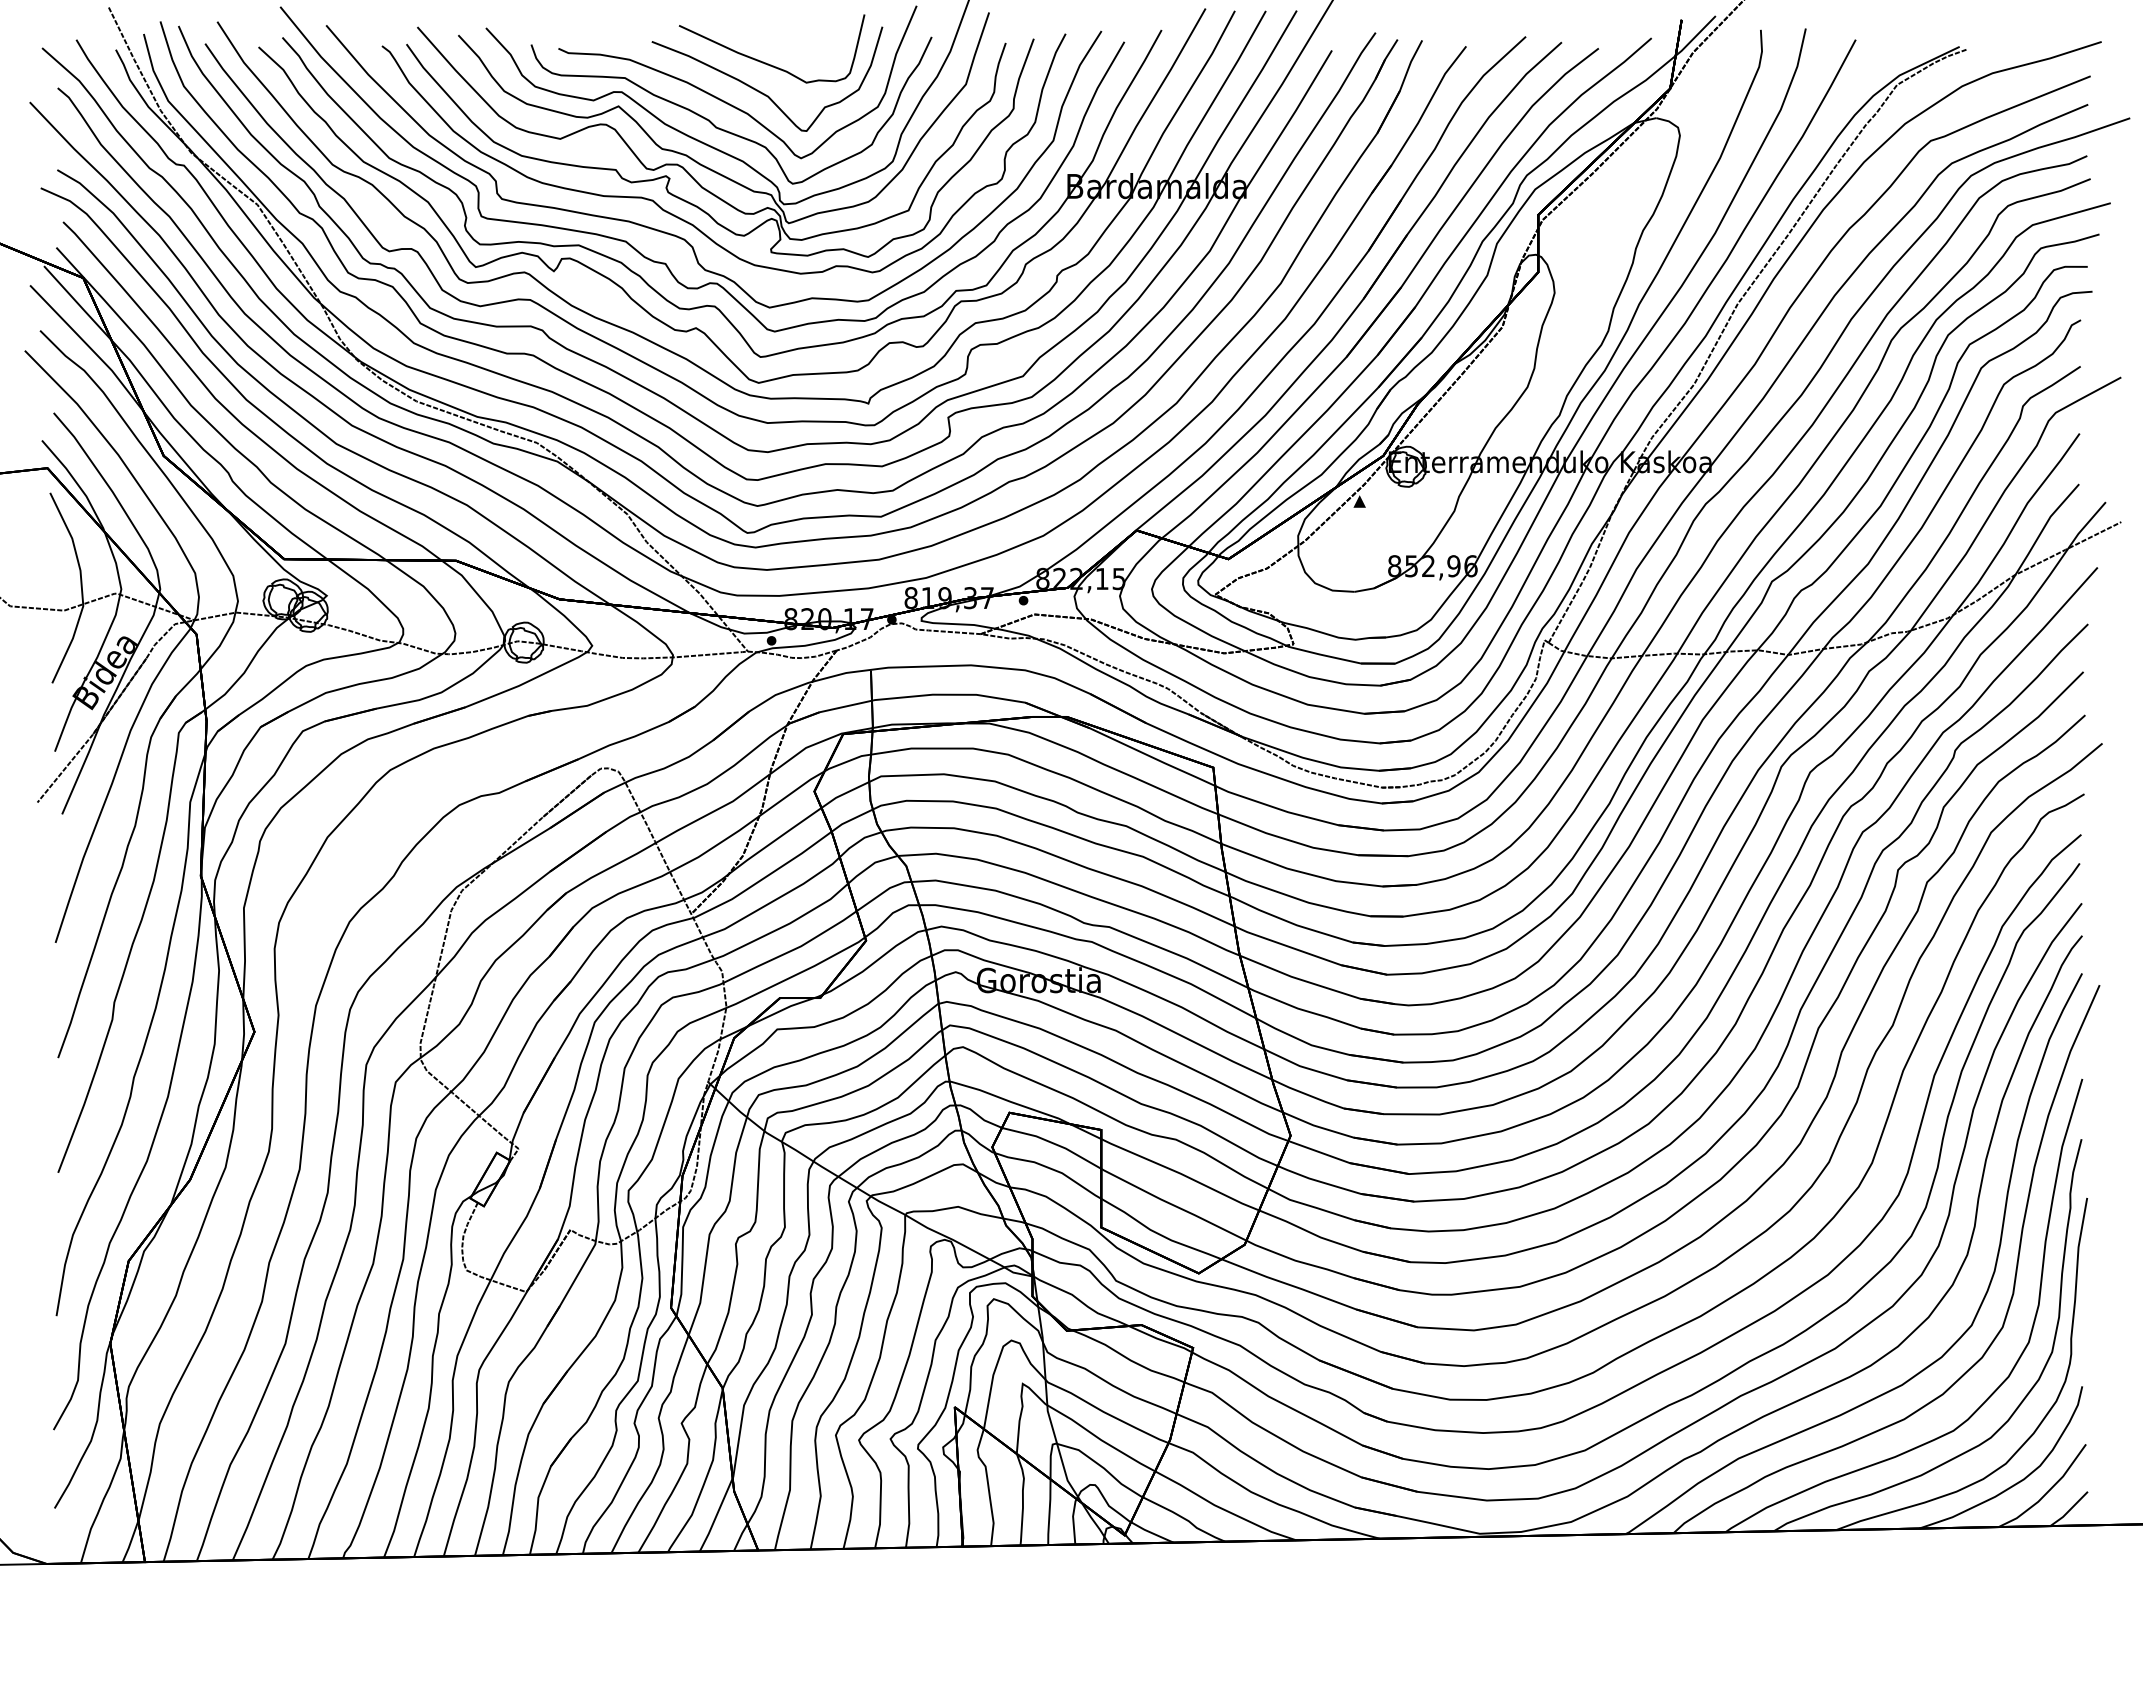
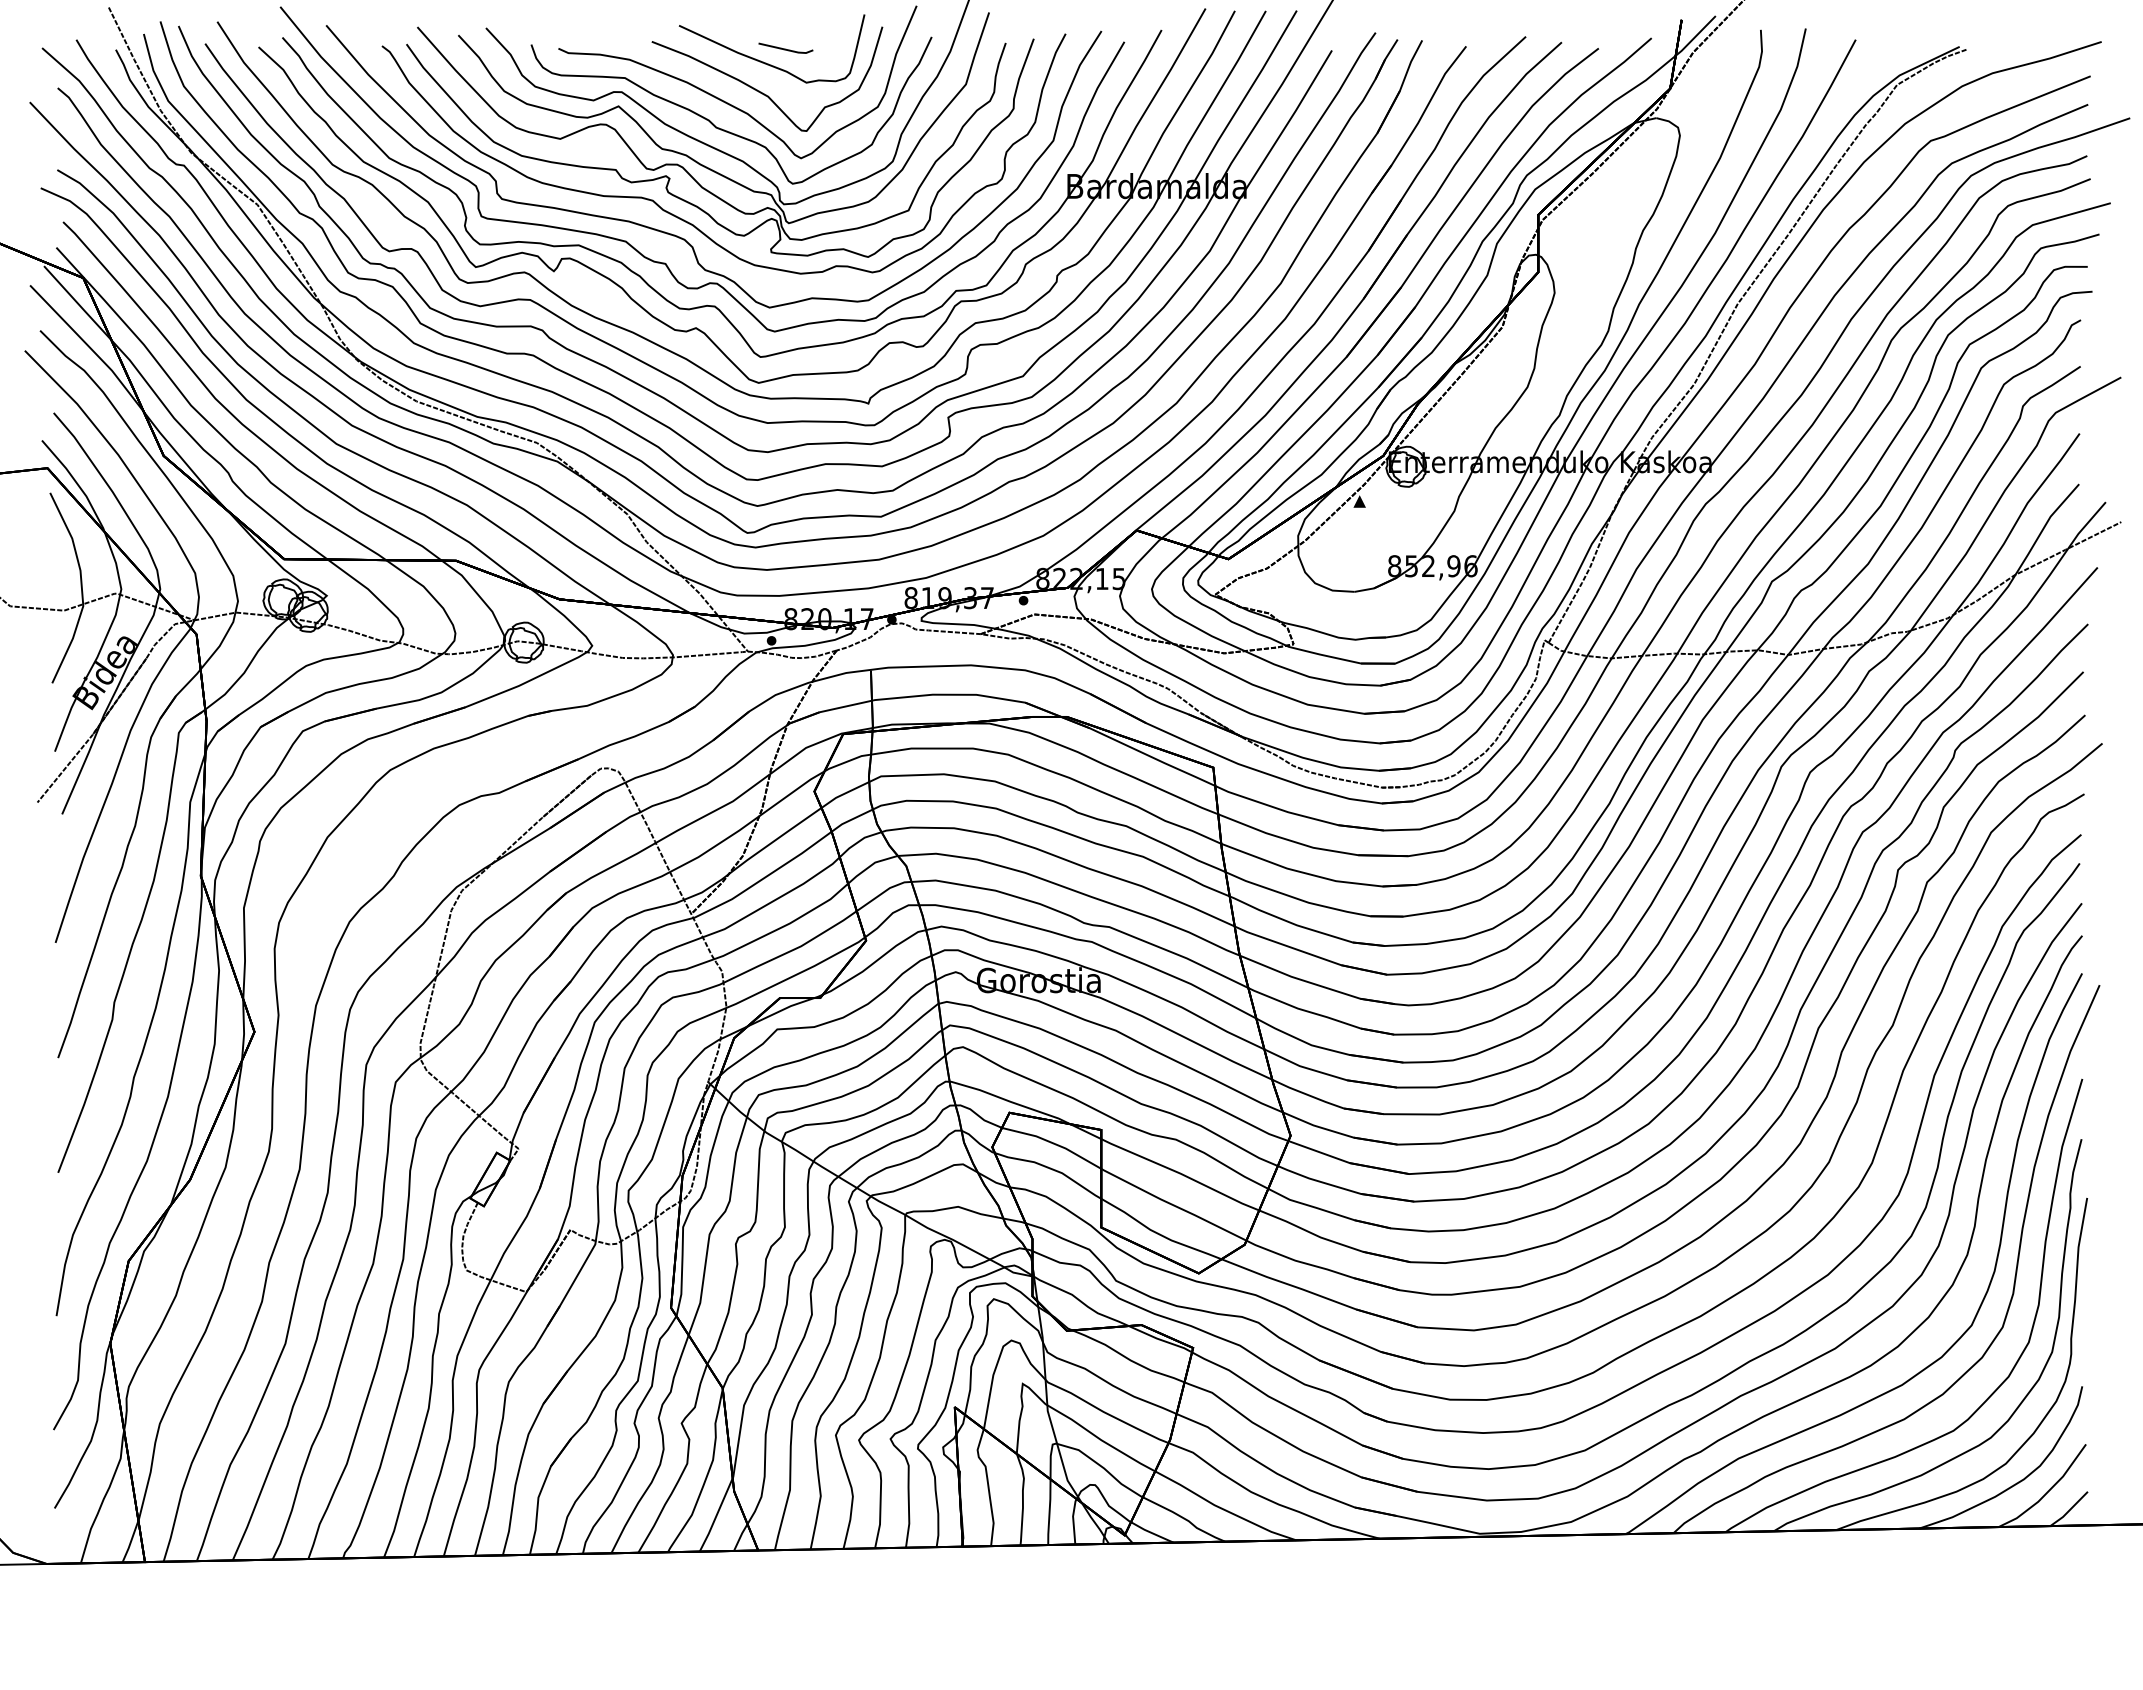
line: none -> present (785, 48)
